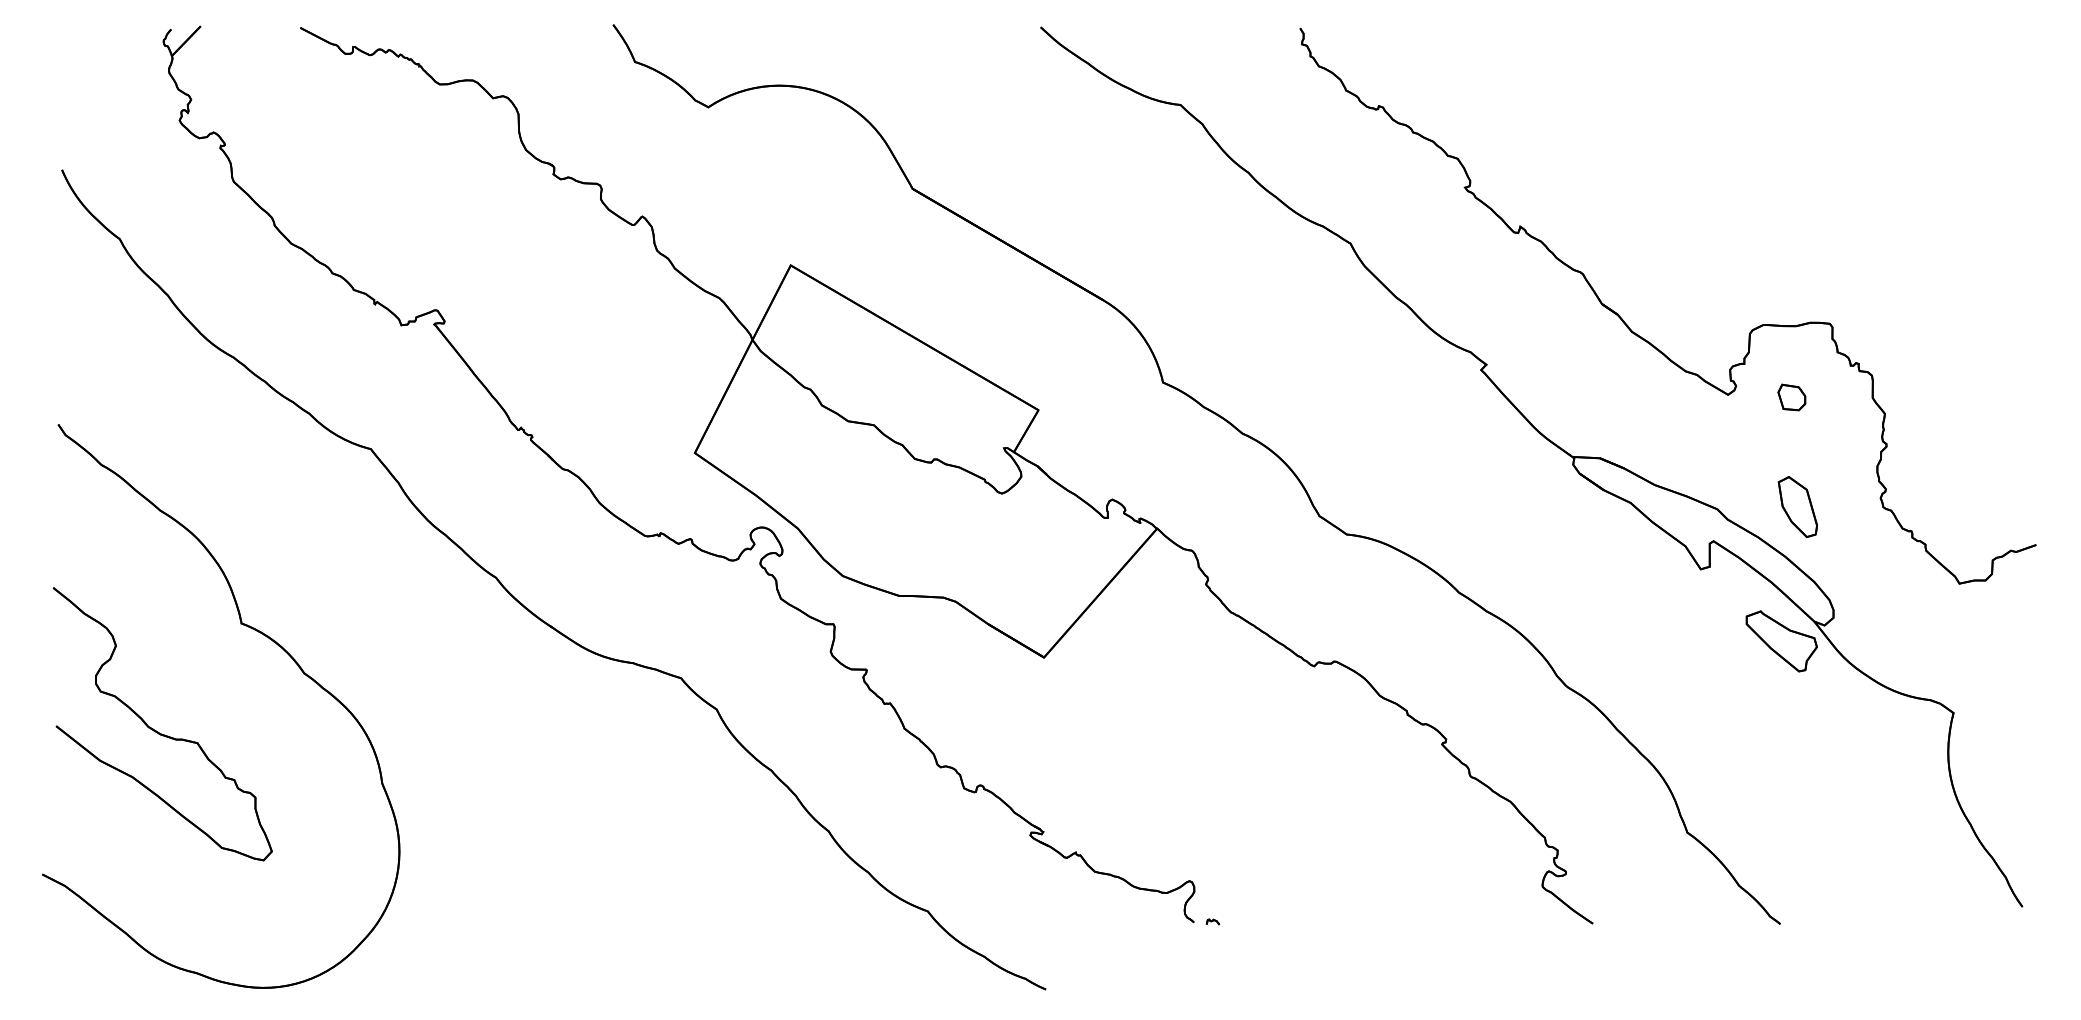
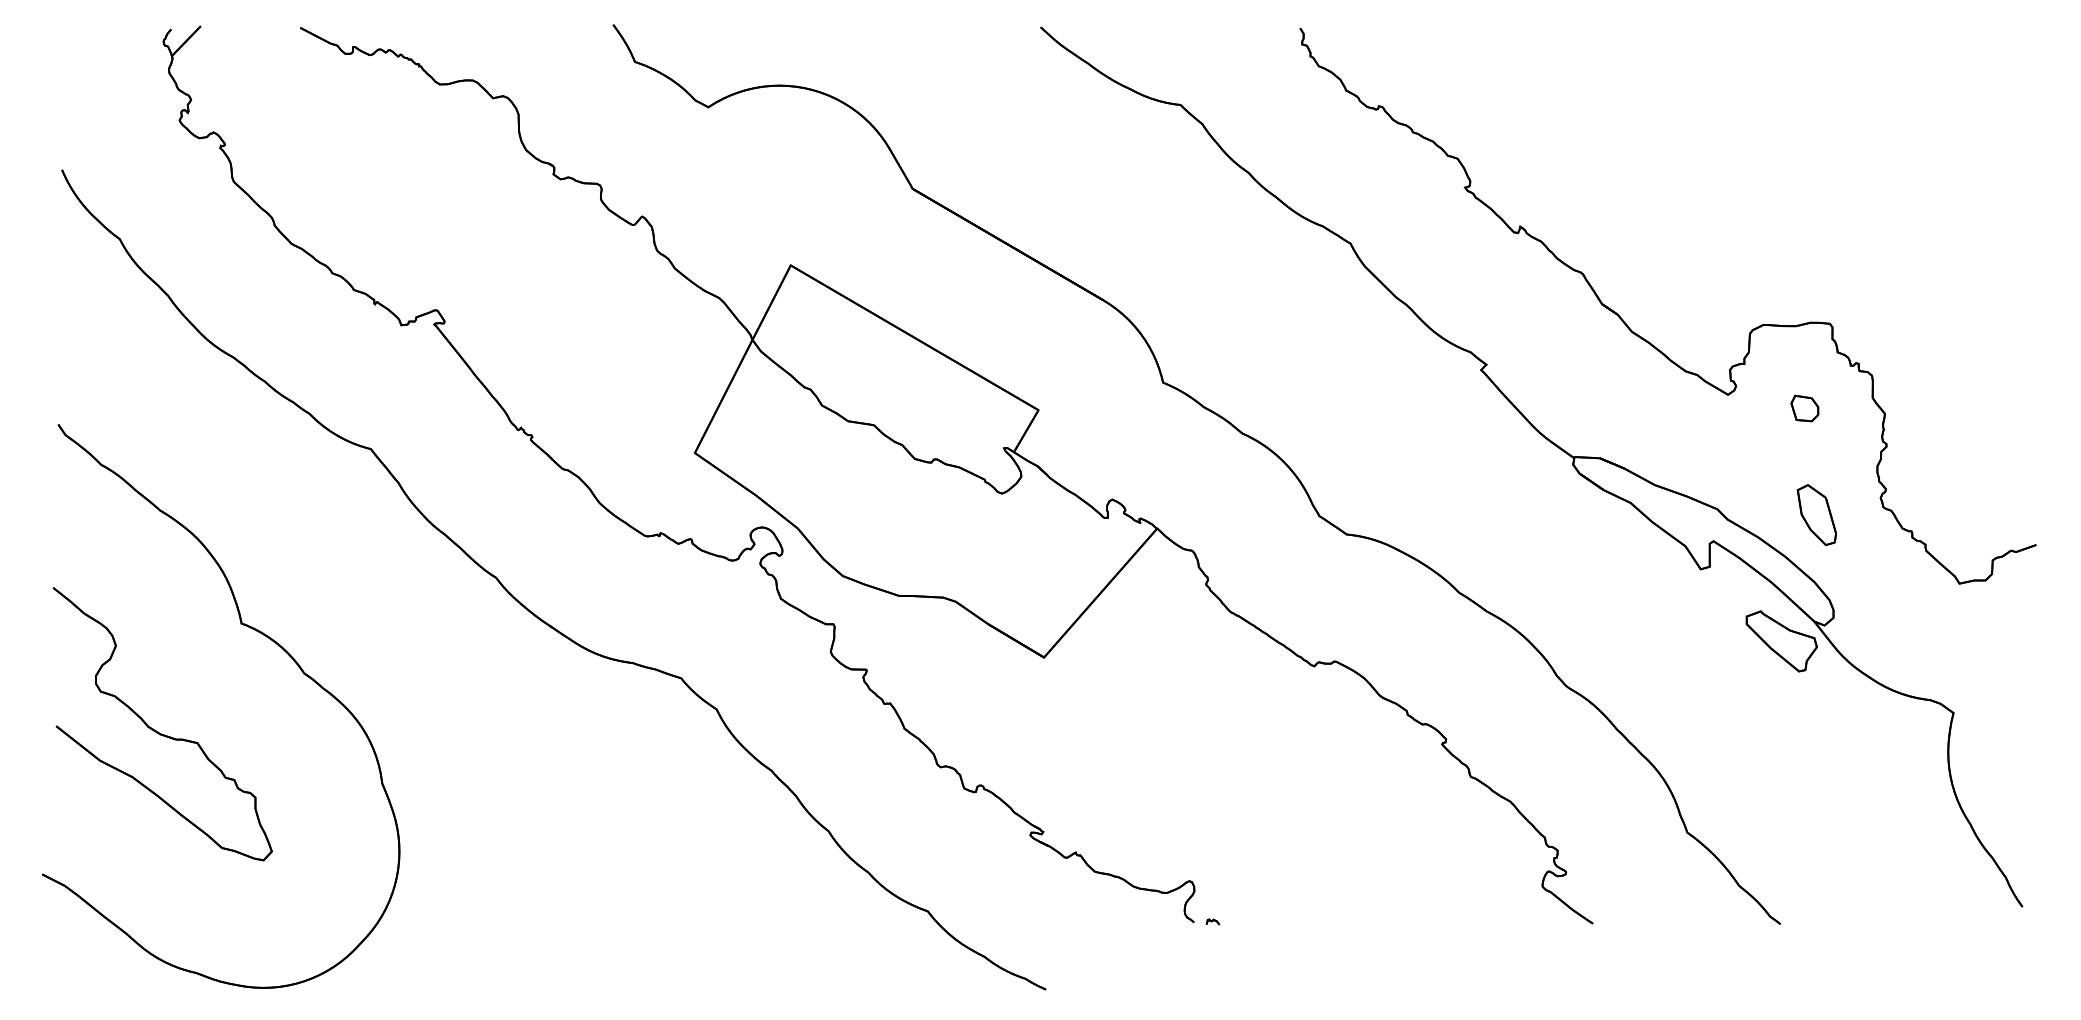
part position: (1791, 397) -> (1804, 408) (1804, 408)
part position: (1797, 506) -> (1816, 514) (1816, 514)
